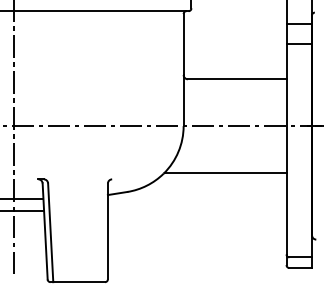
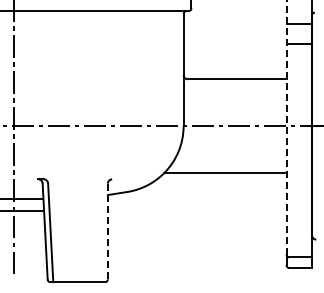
line: solid -> dashed (286, 127)
line: solid -> dashed (107, 231)
